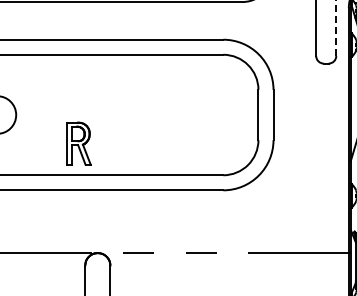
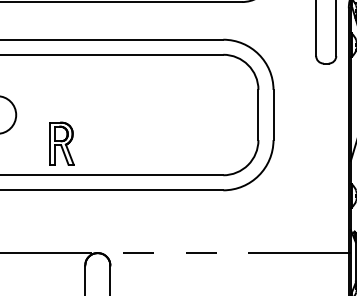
line: dashed -> solid (336, 28)
part position: (78, 143) -> (61, 143) (61, 143)
